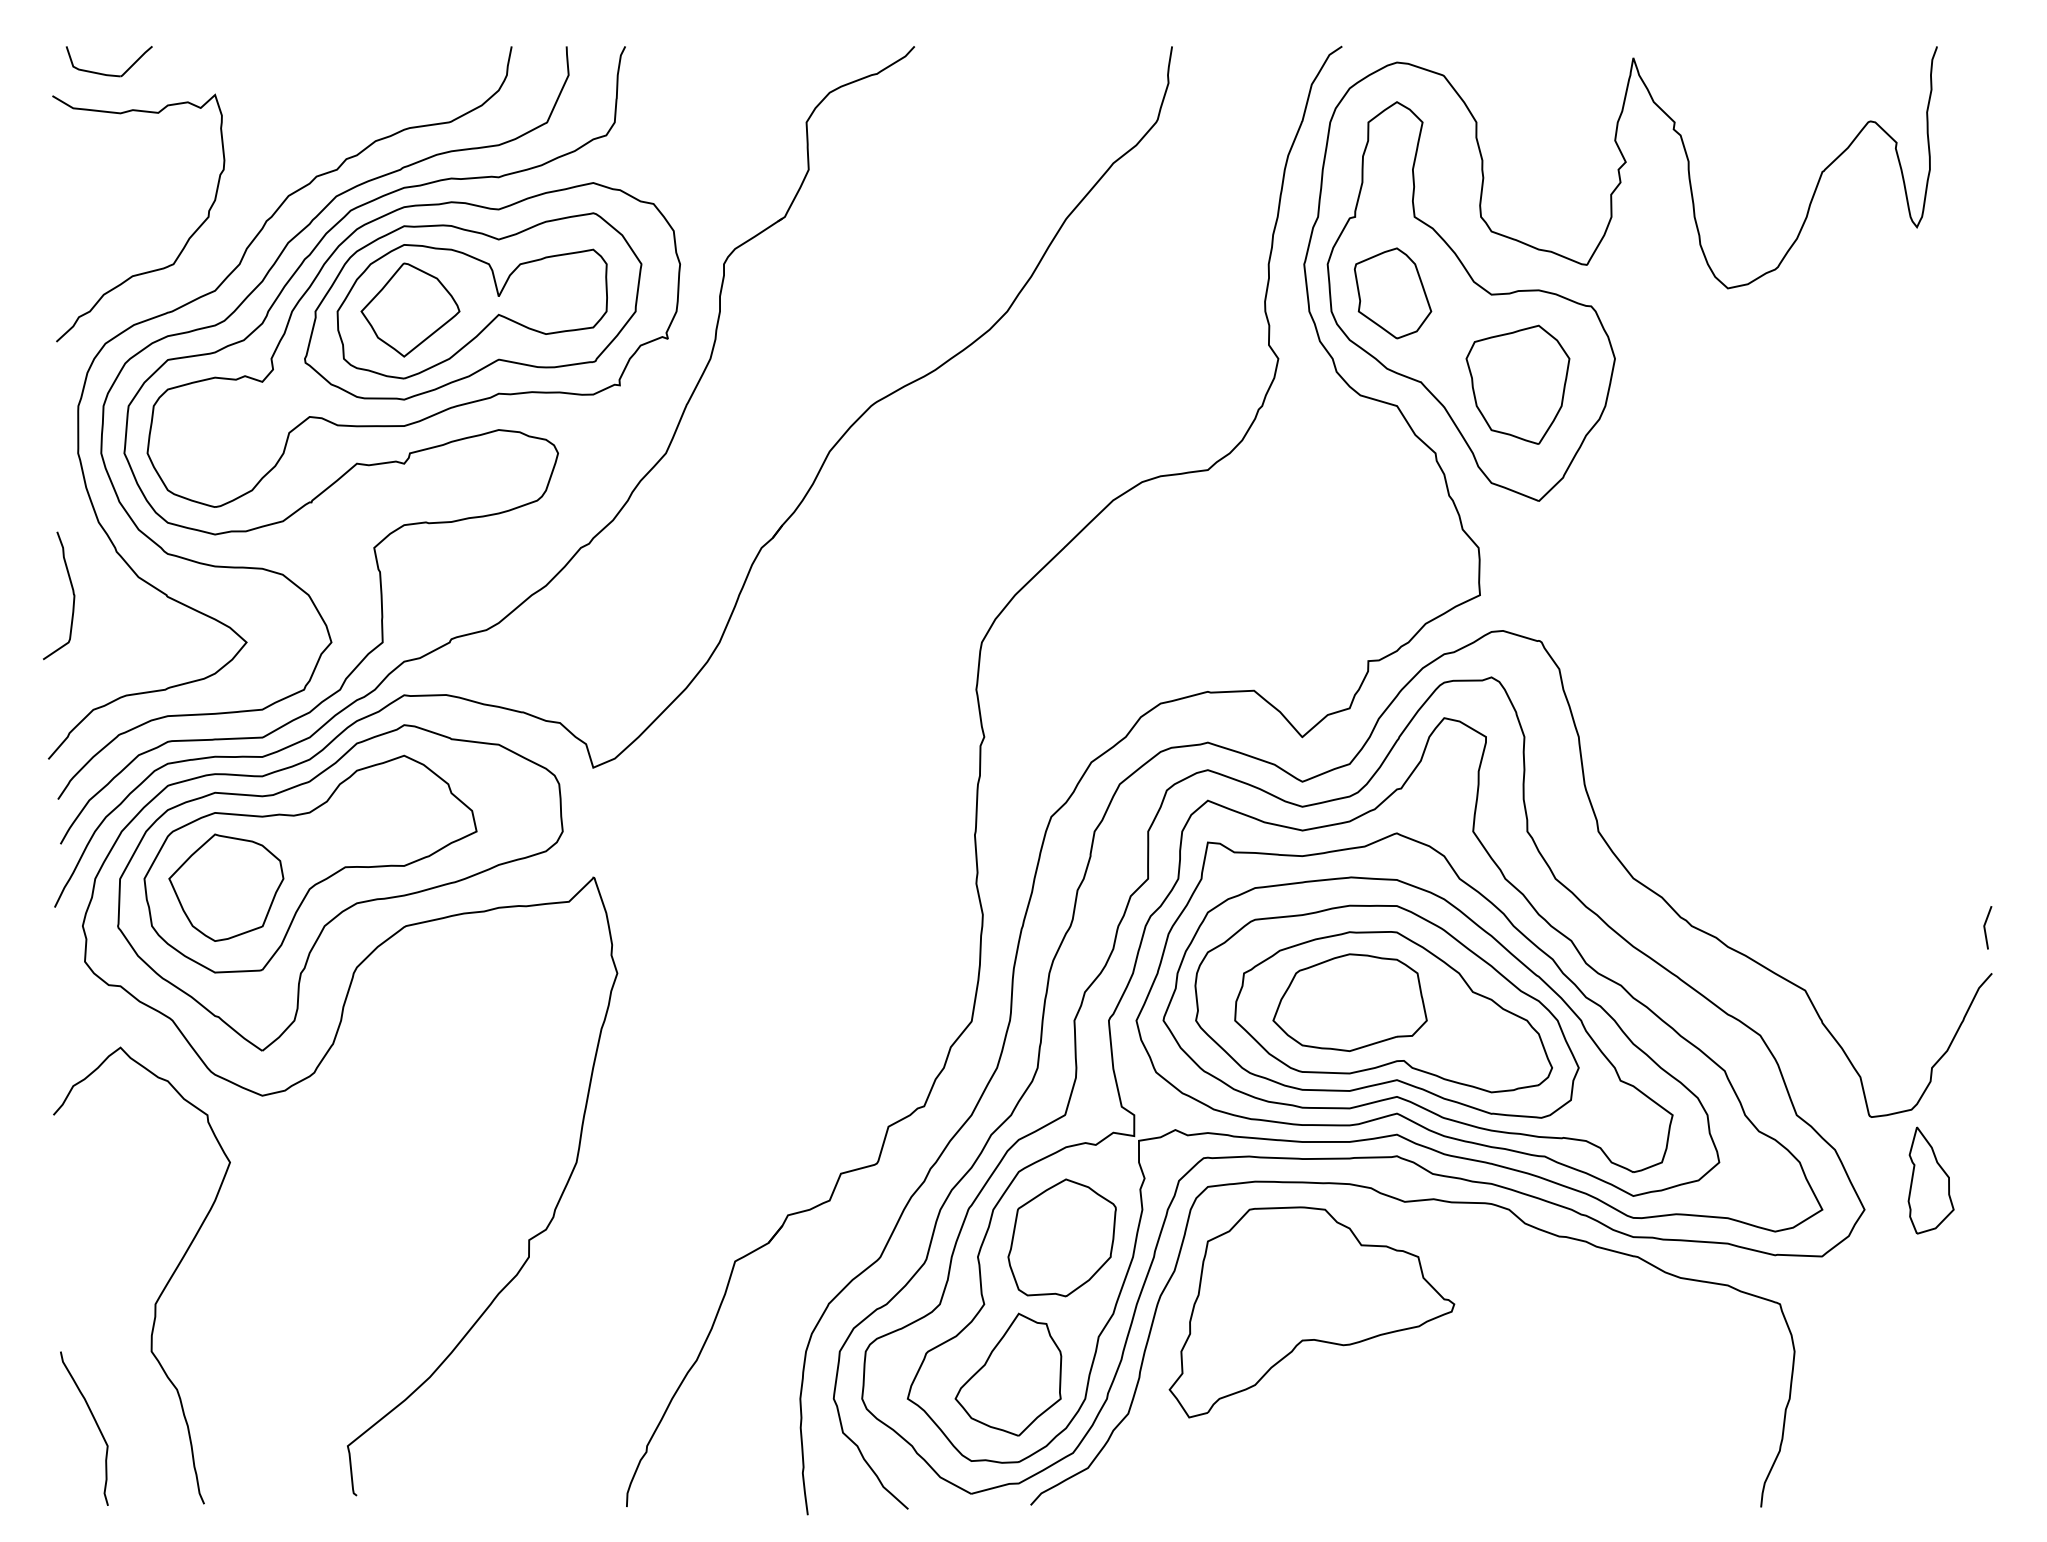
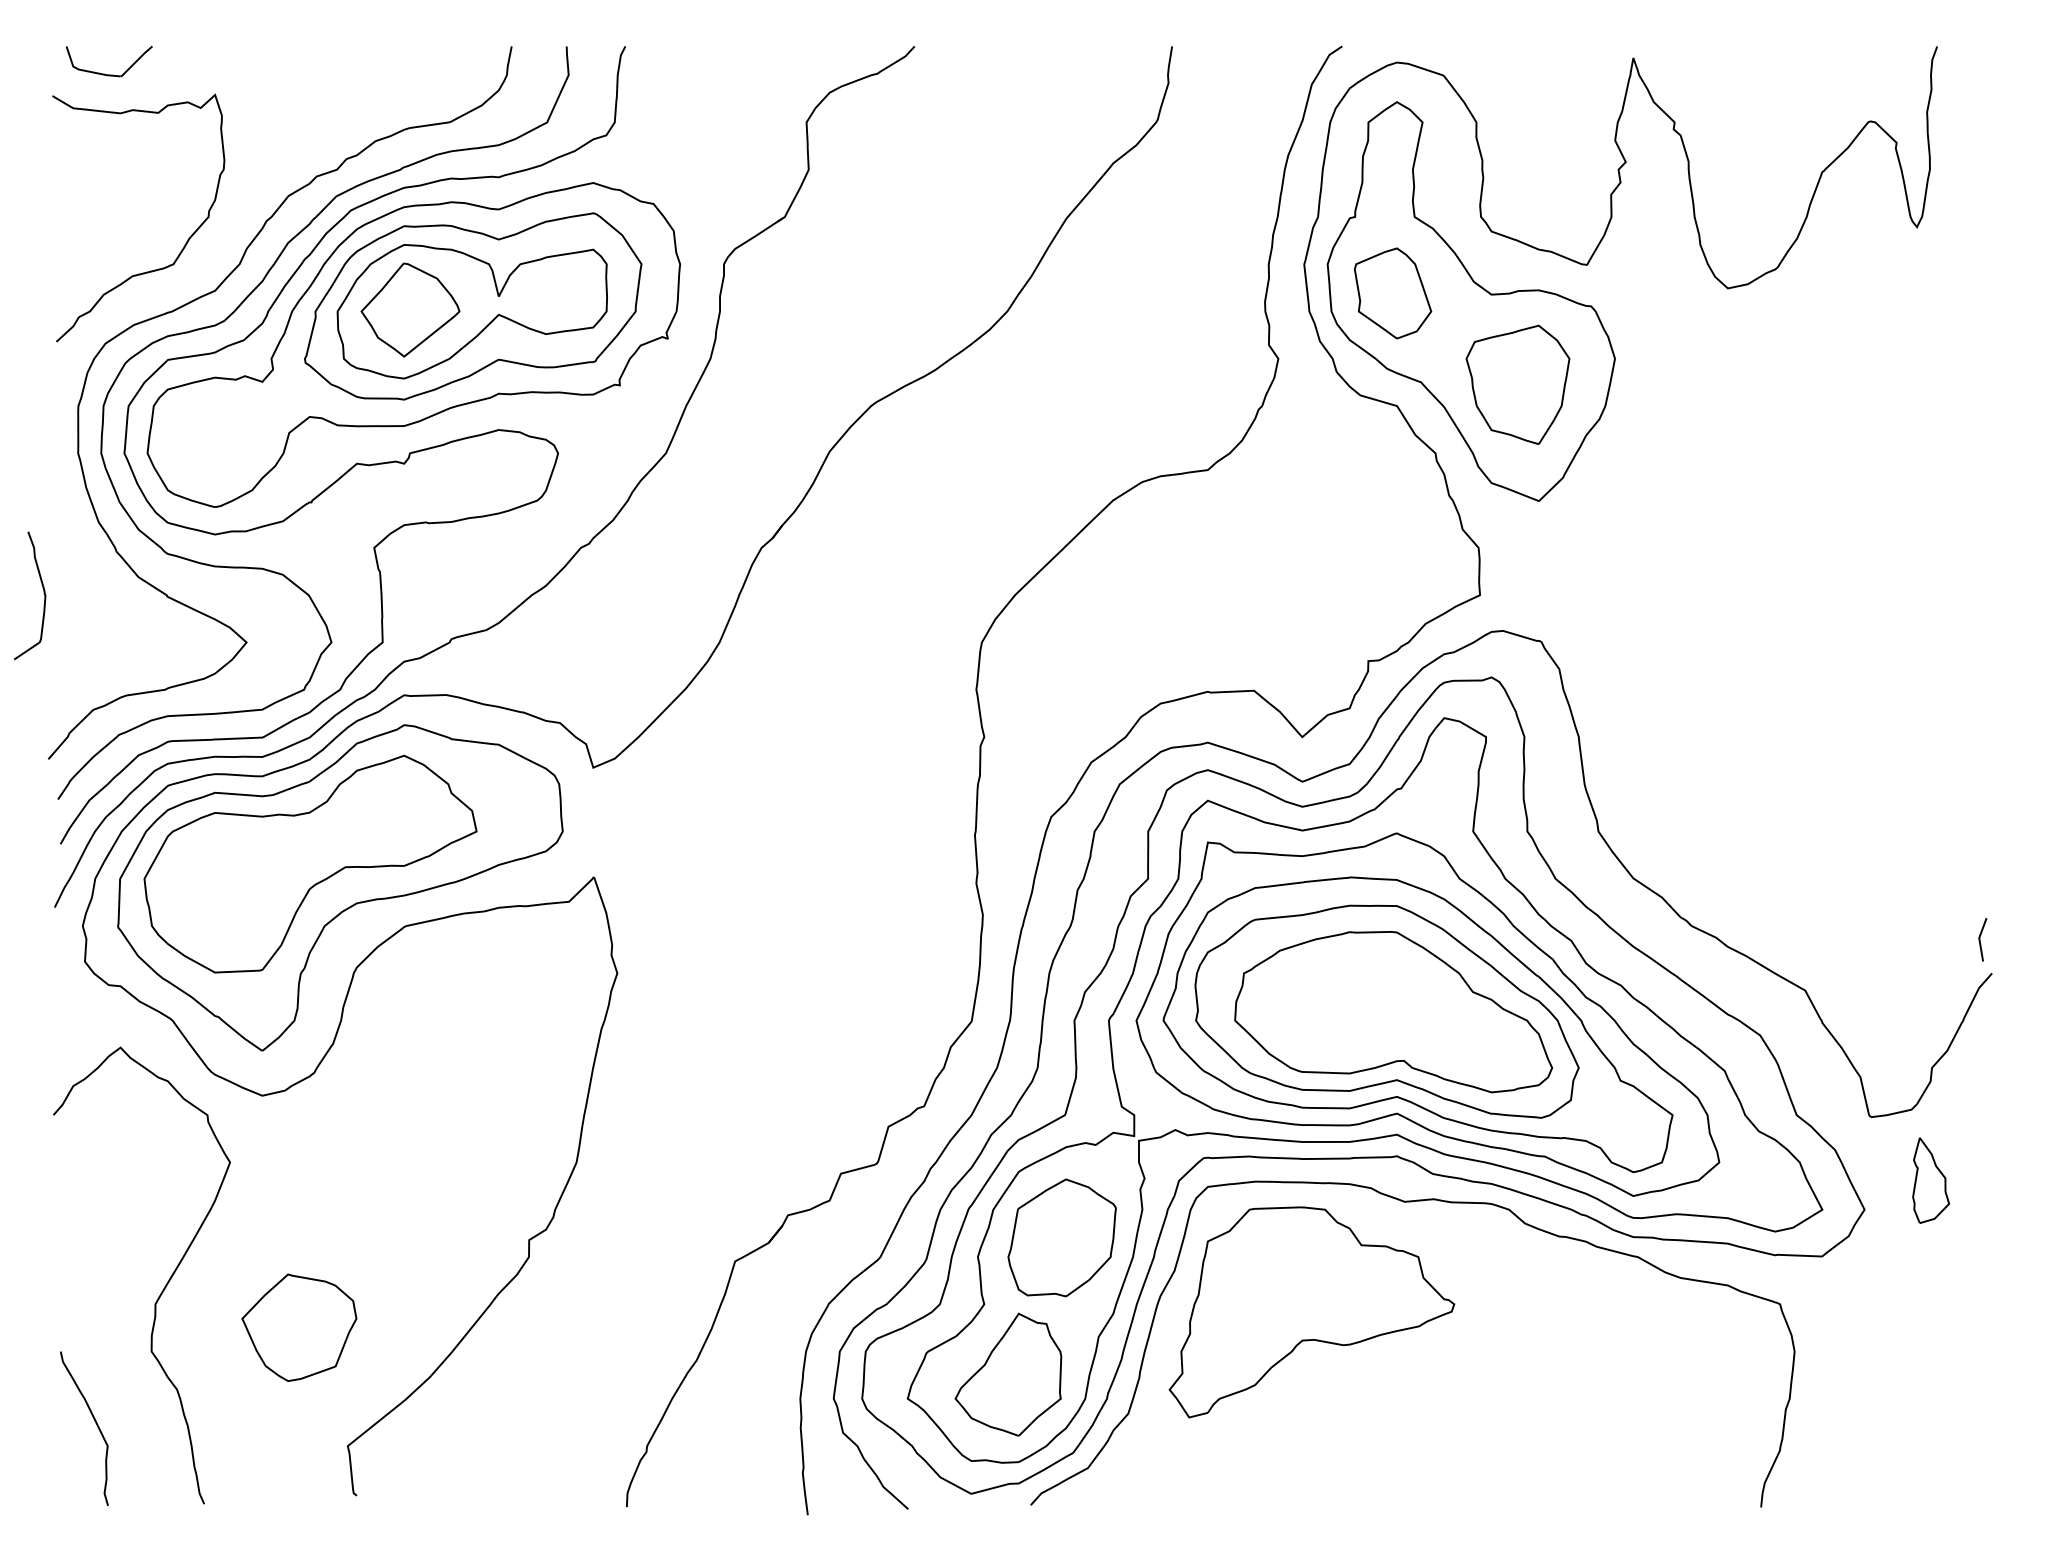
curve position: (72, 593) -> (43, 593) (43, 593)
part position: (226, 887) -> (299, 1327) (299, 1327)
line position: (1985, 927) -> (1980, 939) (1980, 939)
part: present -> none (1349, 1002)
part size: 48x109 px -> 38x87 px (1930, 1180)
